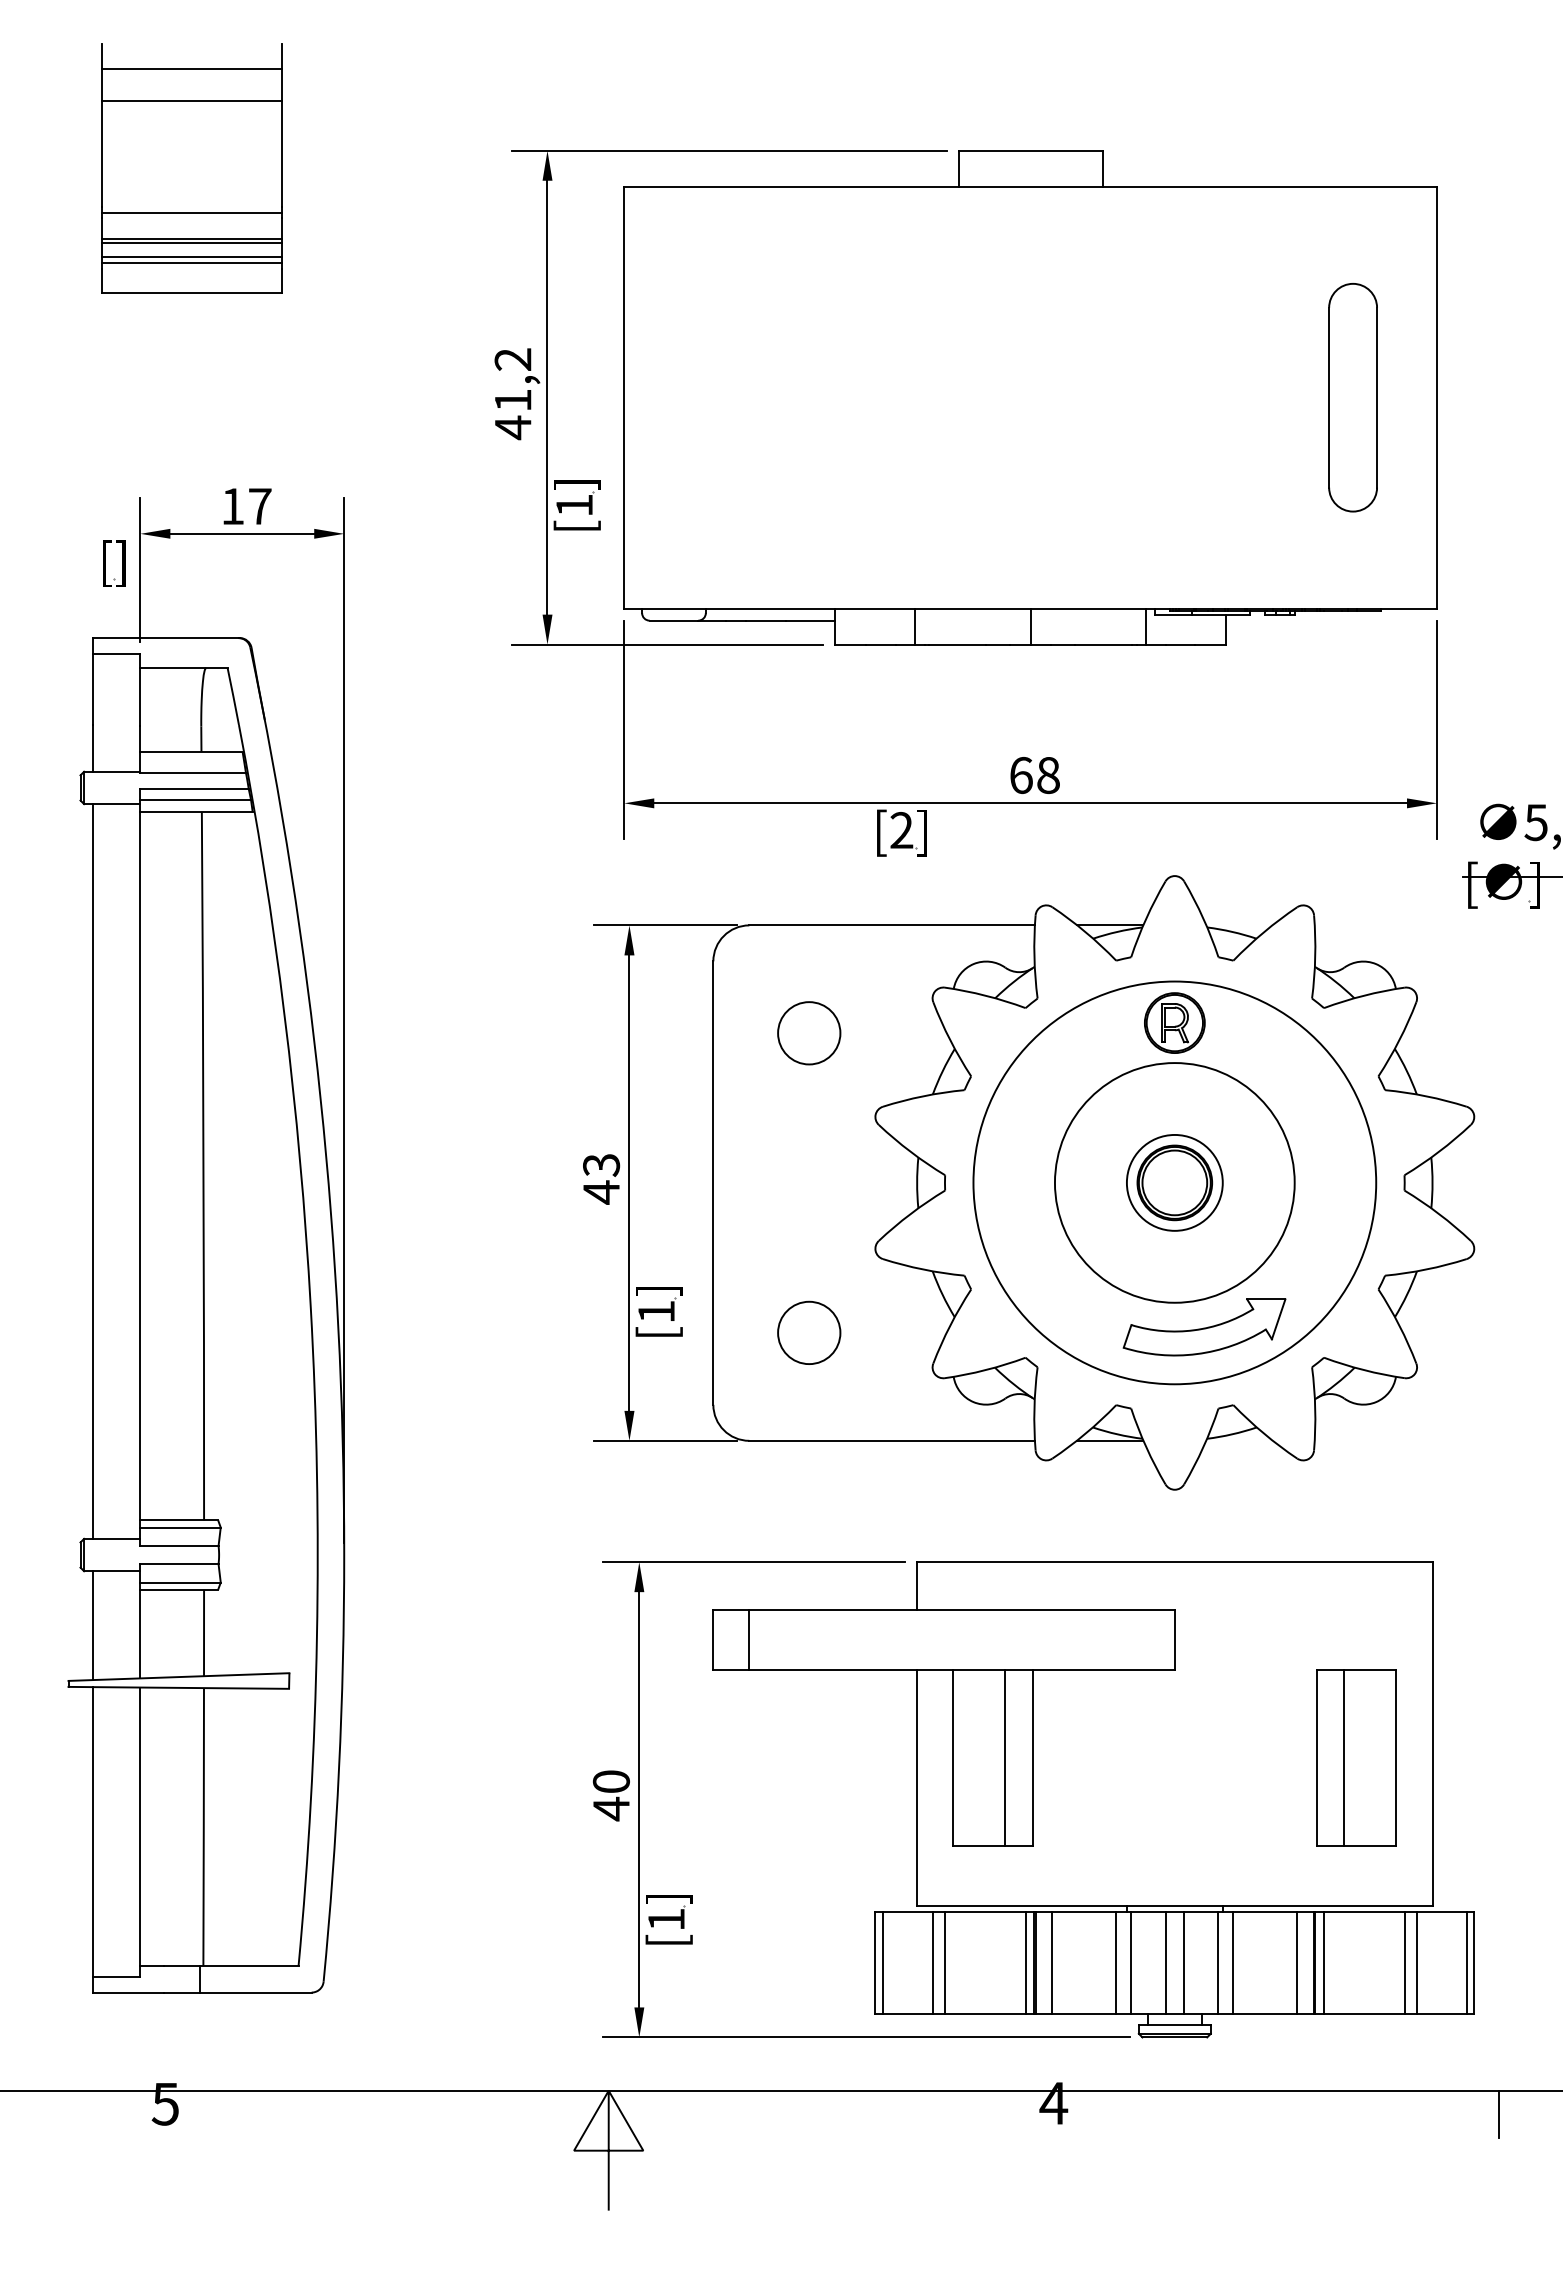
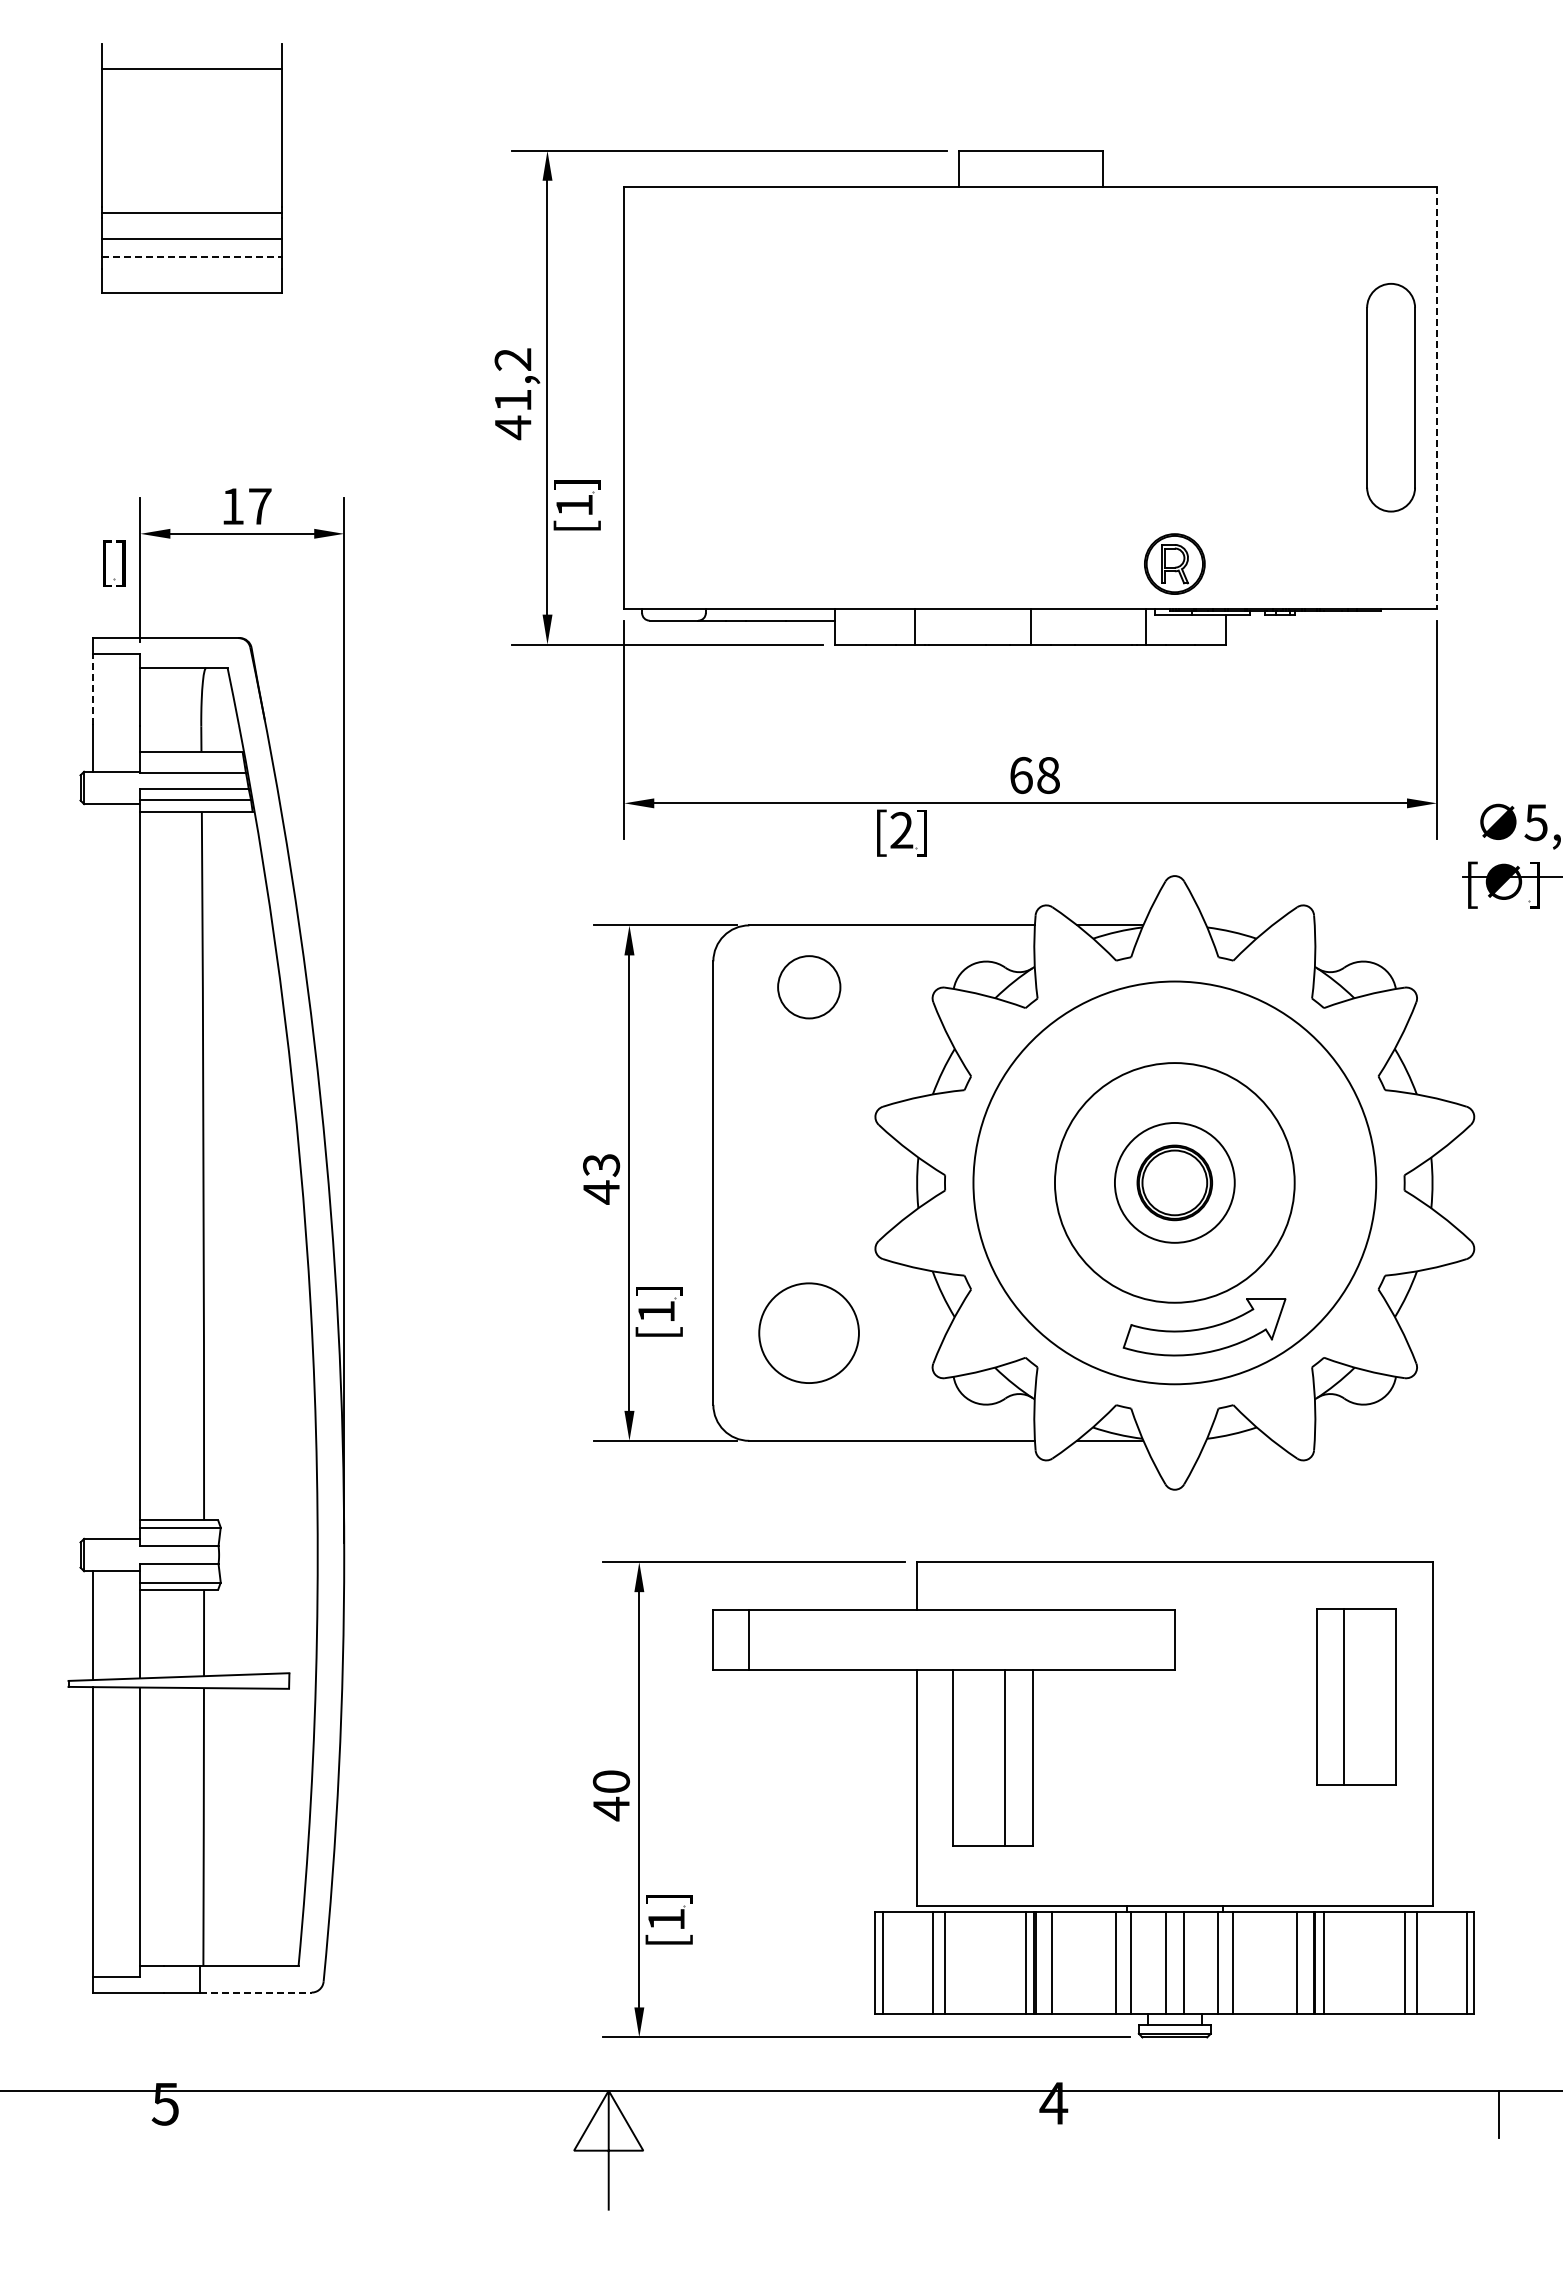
line: present -> none (191, 100)
line: present -> none (191, 243)
line: solid -> dashed (191, 257)
line: present -> none (191, 263)
part position: (1352, 397) -> (1390, 397) (1390, 397)
line: solid -> dashed (1437, 397)
line: solid -> dashed (92, 689)
part position: (1174, 1022) -> (1174, 563) (1174, 563)
circle position: (809, 1033) -> (809, 987) (809, 987)
line: present -> none (92, 1171)
circle diameter: 96 px -> 120 px (1174, 1182)
circle size: 65x65 px -> 102x102 px (808, 1332)
part position: (1356, 1757) -> (1356, 1696) (1356, 1696)
line: solid -> dashed (256, 1992)
